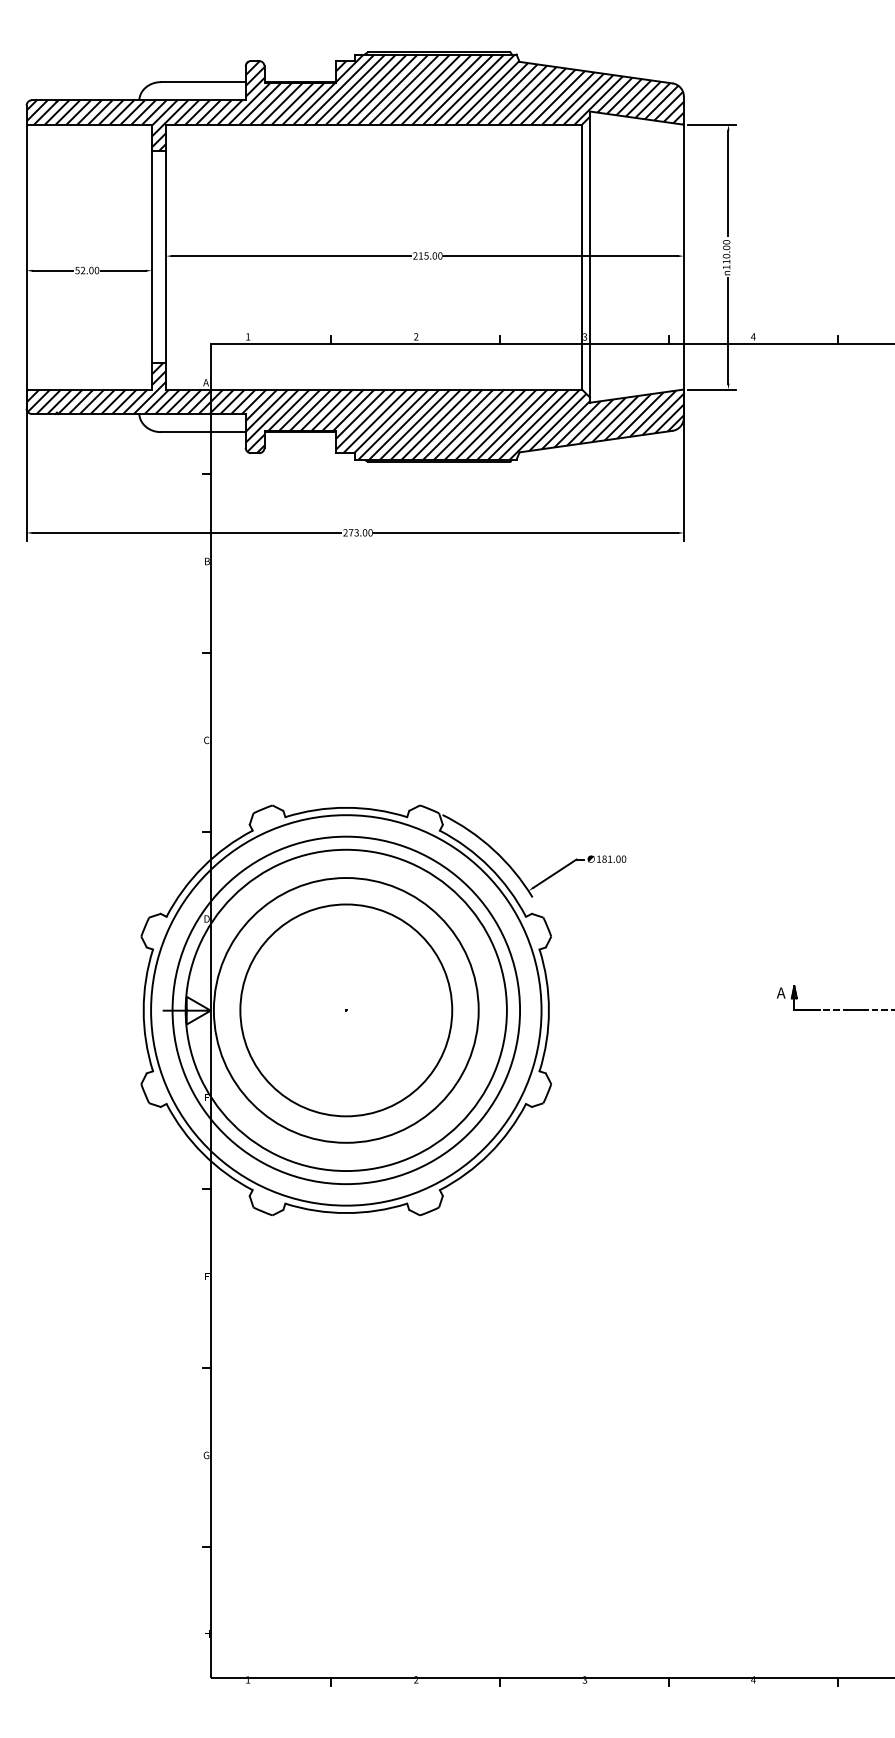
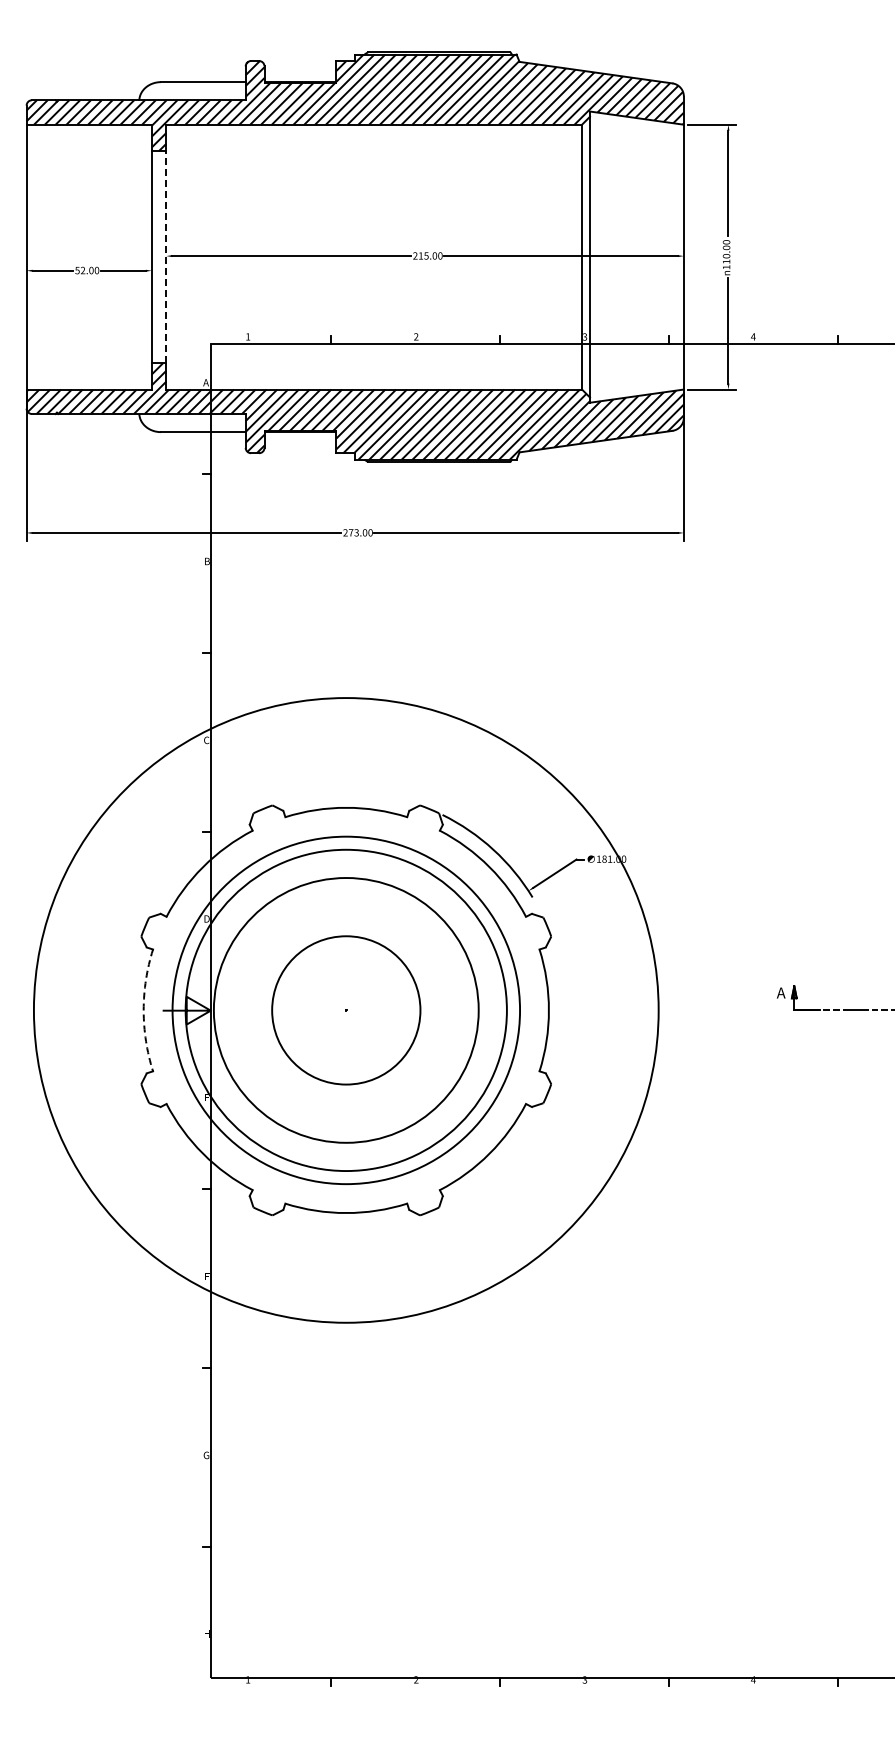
line: solid -> dashed (166, 257)
arc: solid -> dashed (143, 1010)
circle diameter: 212 px -> 148 px (346, 1010)
circle diameter: 390 px -> 625 px (345, 1010)
